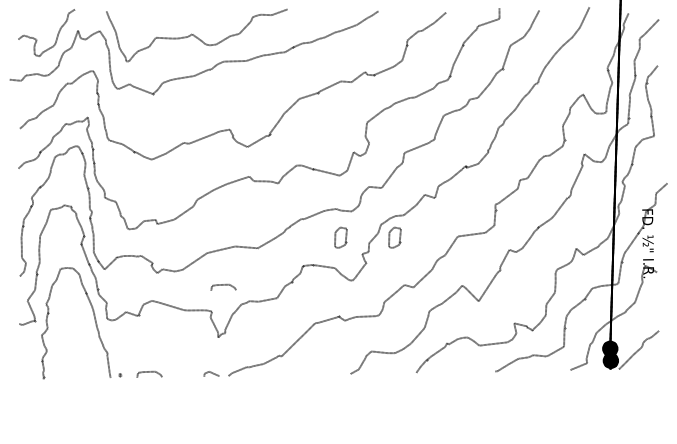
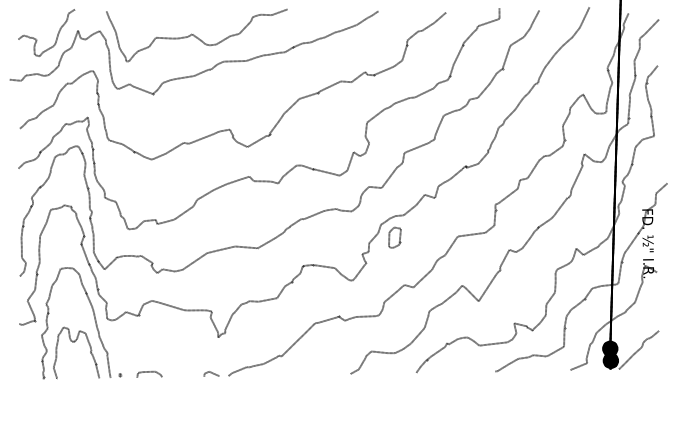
part: present -> none (340, 237)
curve: present -> none (223, 285)
curve: none -> present (74, 342)
